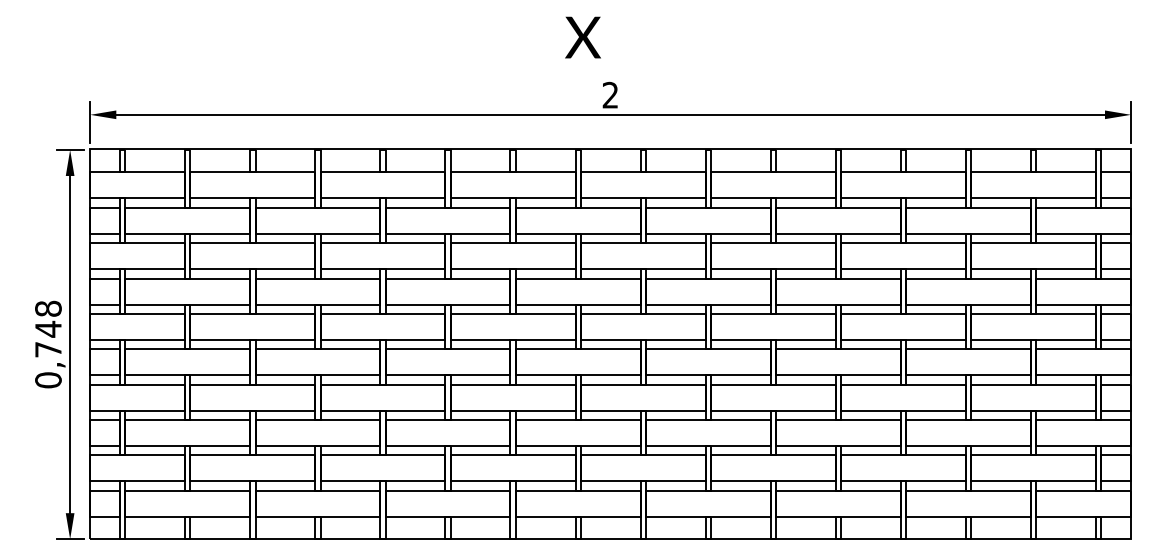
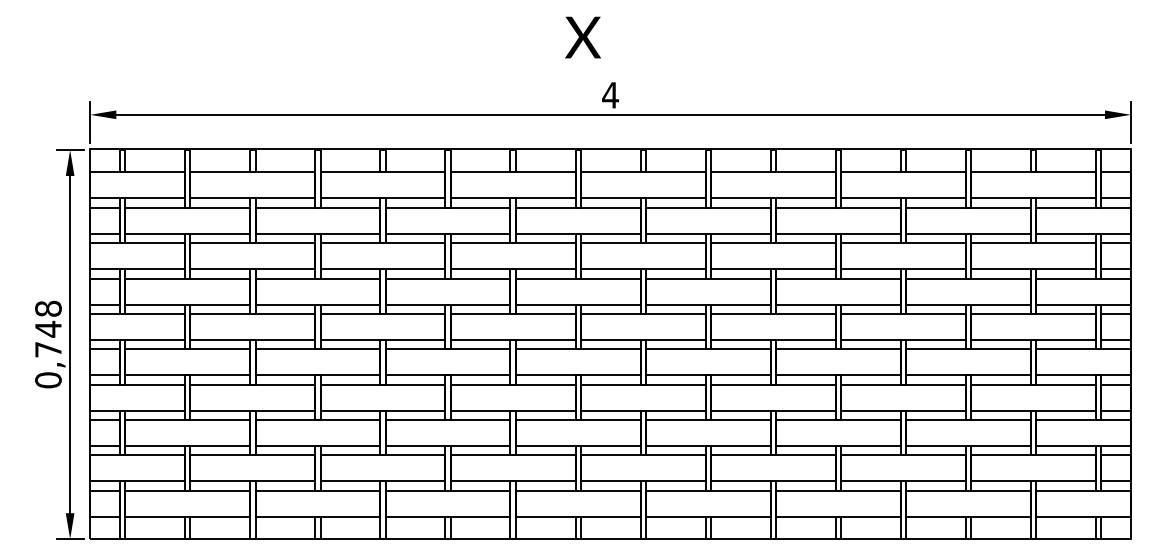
text: 2 -> 4 (610, 94)
